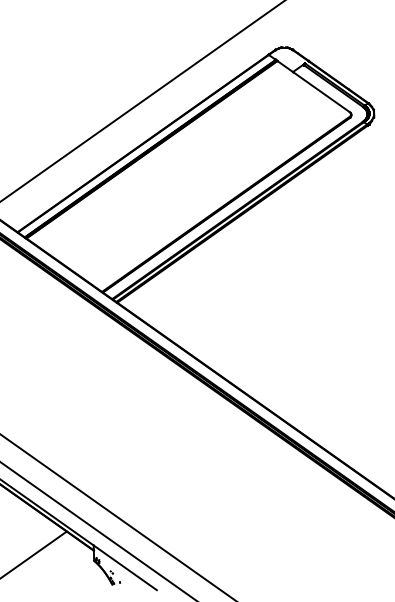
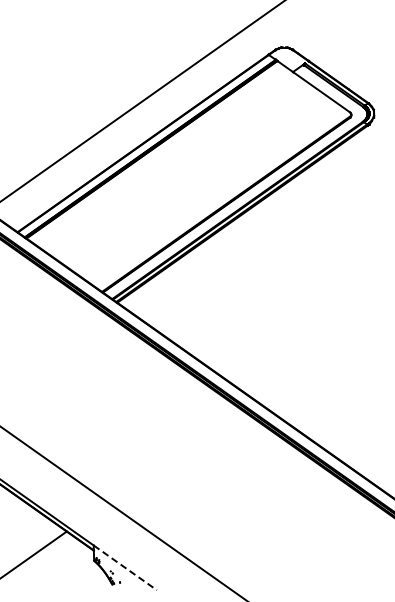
line position: (117, 516) -> (123, 512) (123, 512)
line: present -> none (97, 530)
line: solid -> dashed (125, 567)
